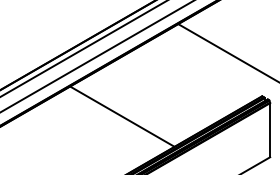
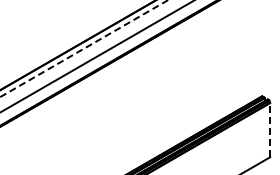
line: solid -> dashed (84, 48)
line: present -> none (227, 52)
line: present -> none (122, 116)
line: solid -> dashed (270, 129)
